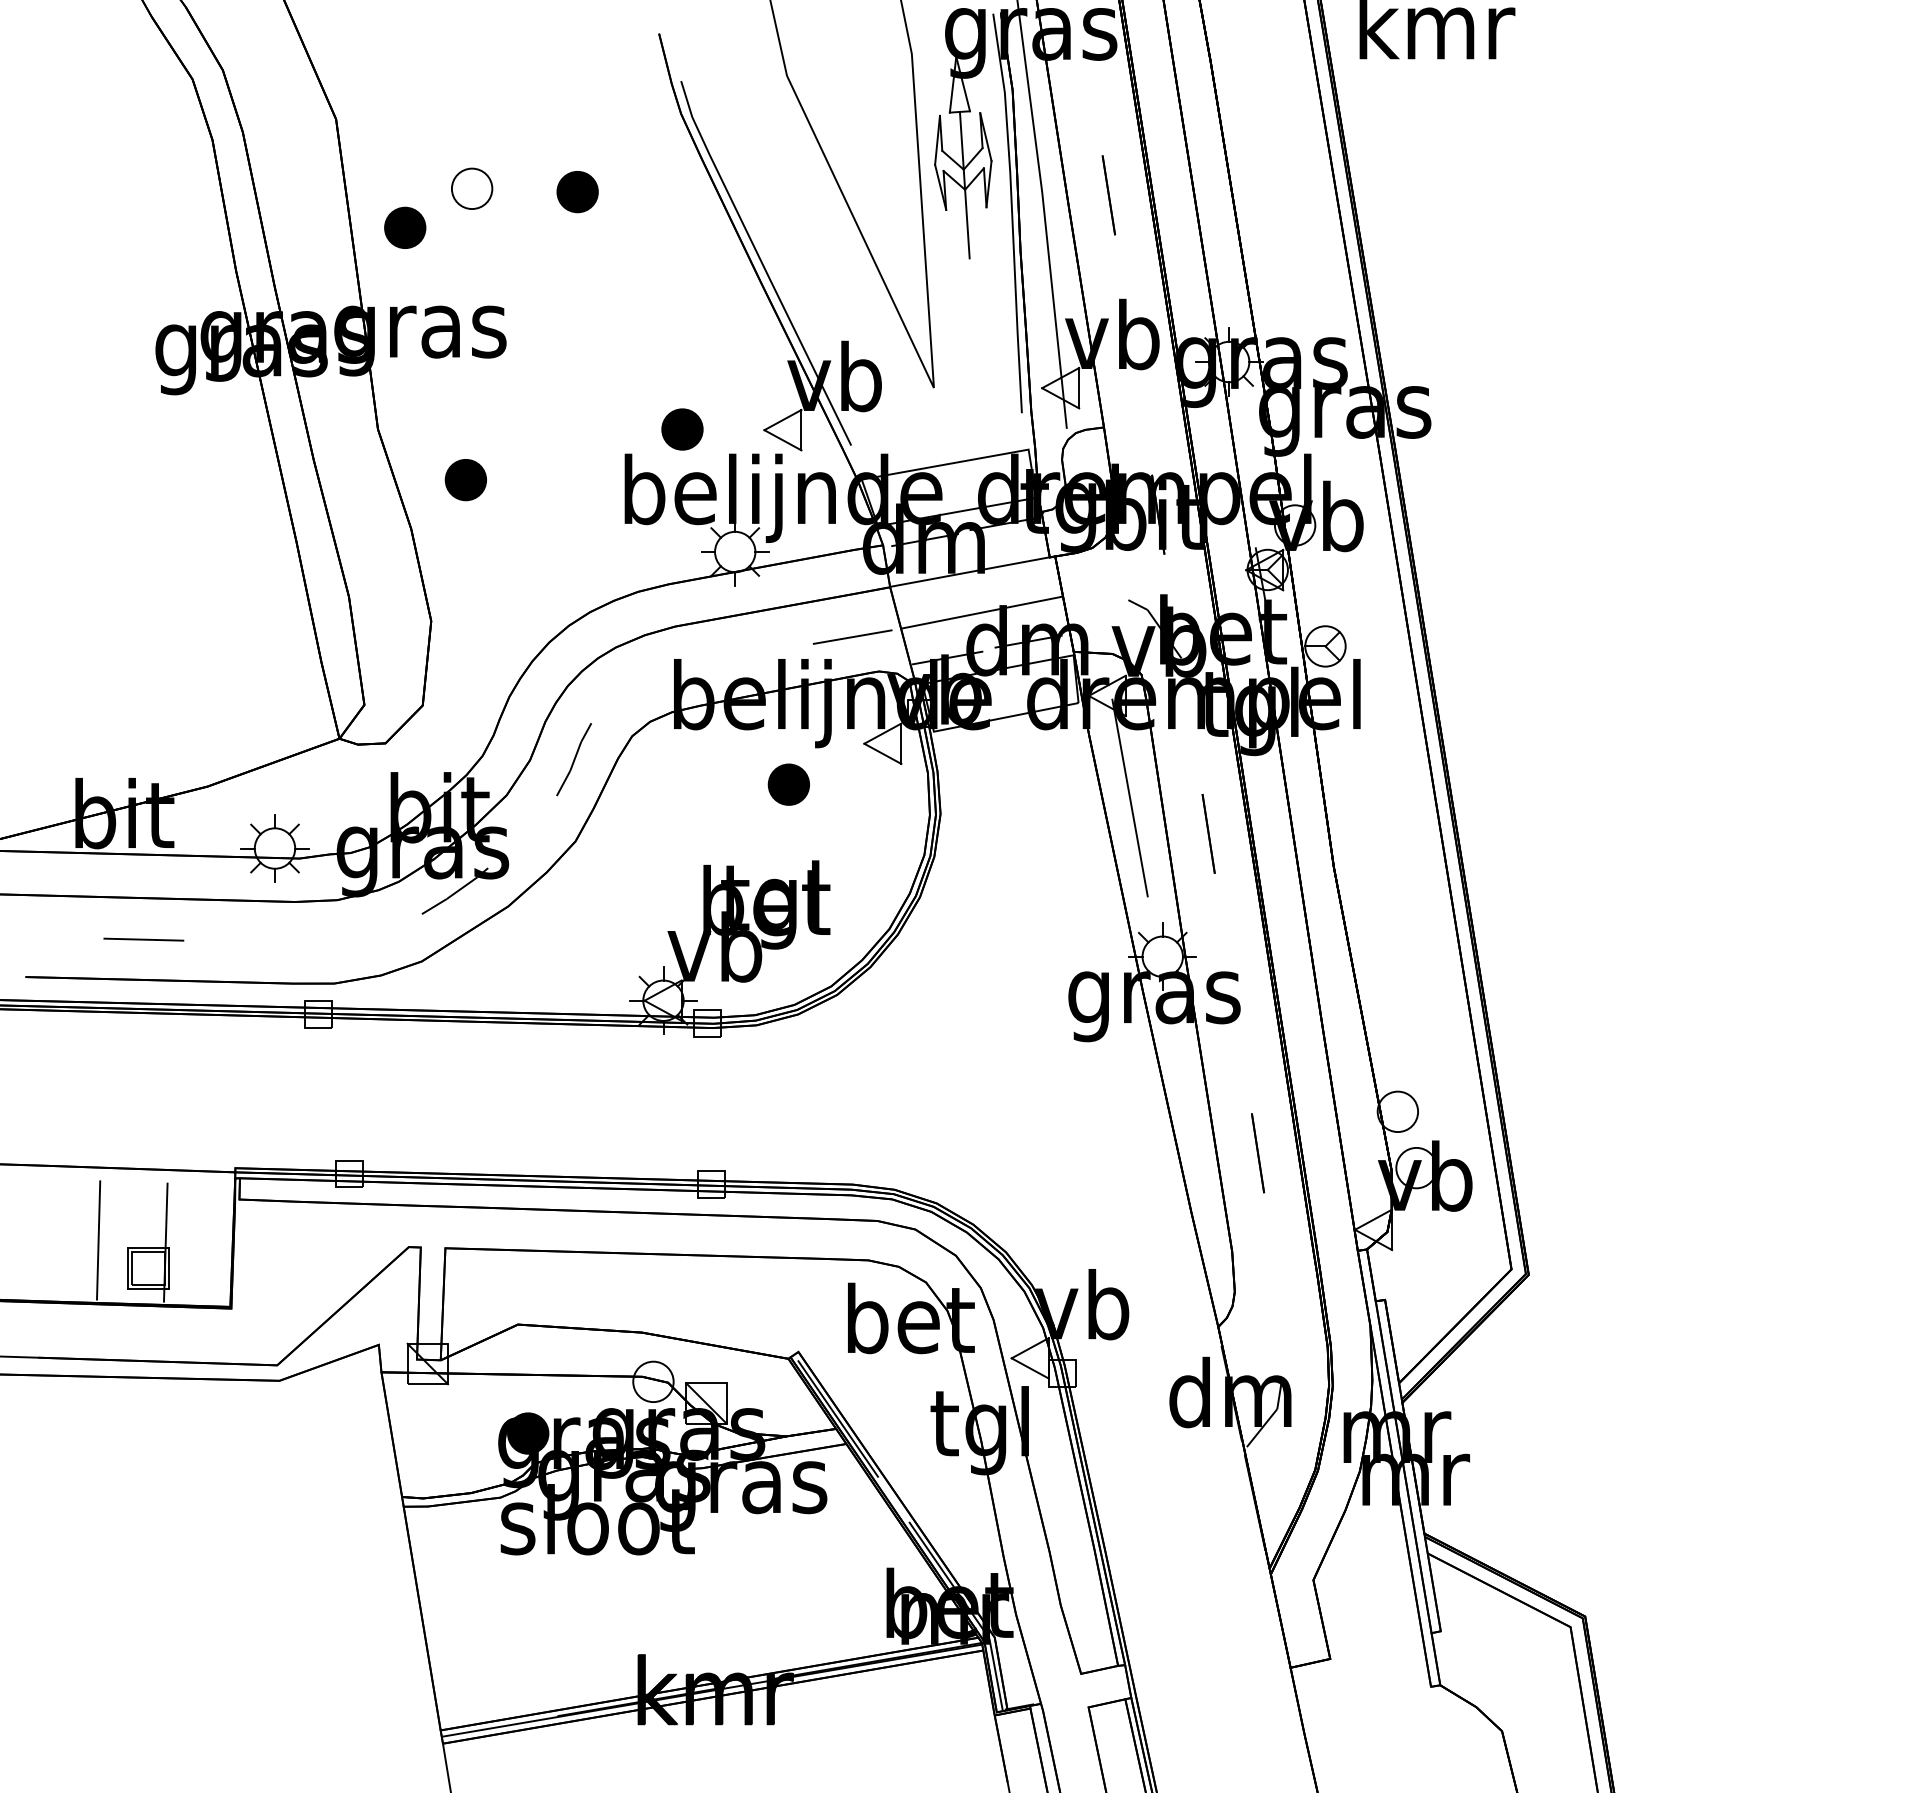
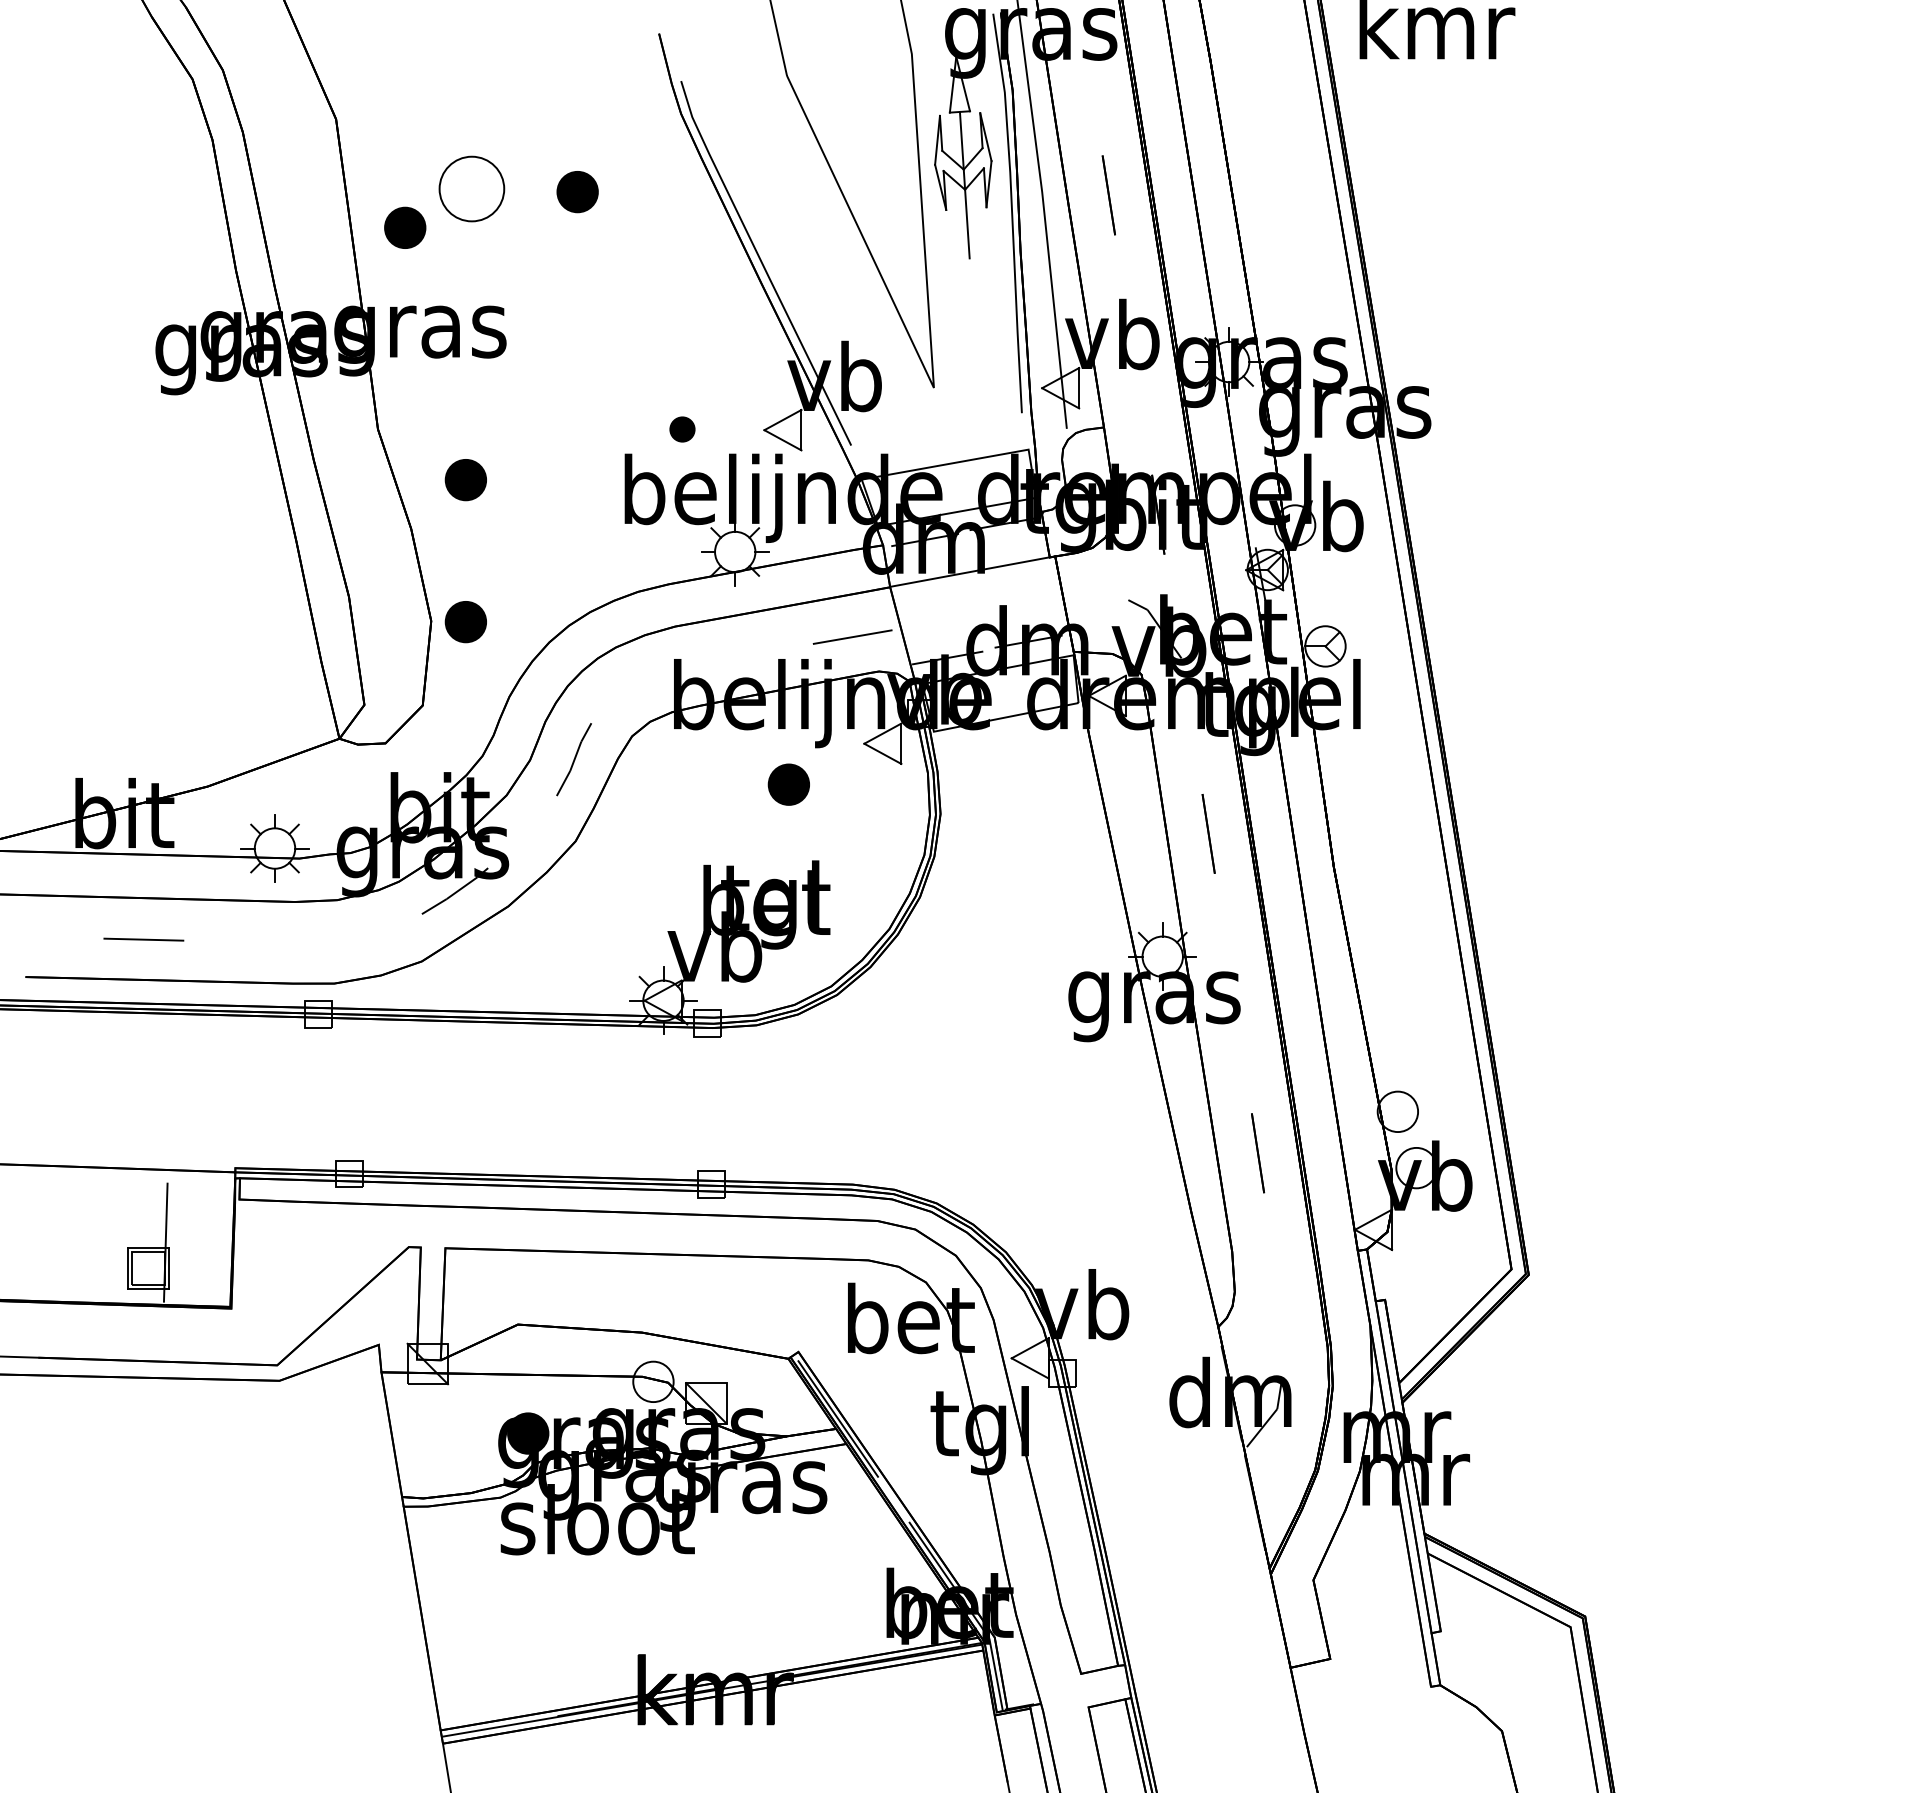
part size: 43x43 px -> 68x68 px (471, 188)
part size: 43x43 px -> 27x27 px (682, 429)
line: present -> none (981, 612)
part: none -> present (465, 622)
line: present -> none (1129, 797)
line: present -> none (98, 1240)
